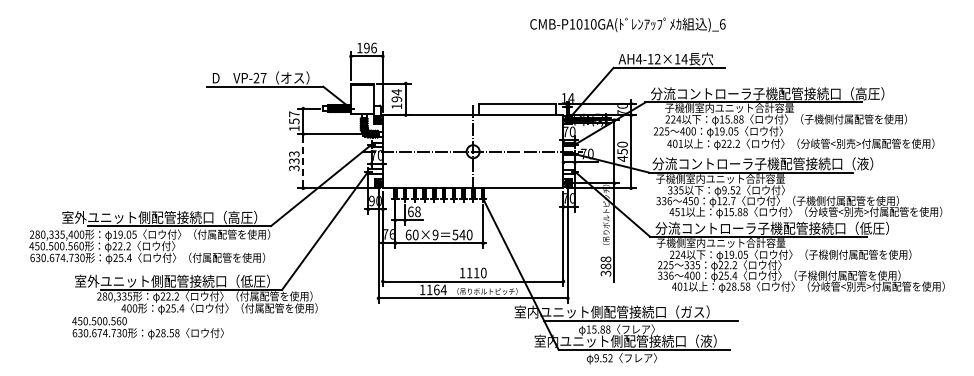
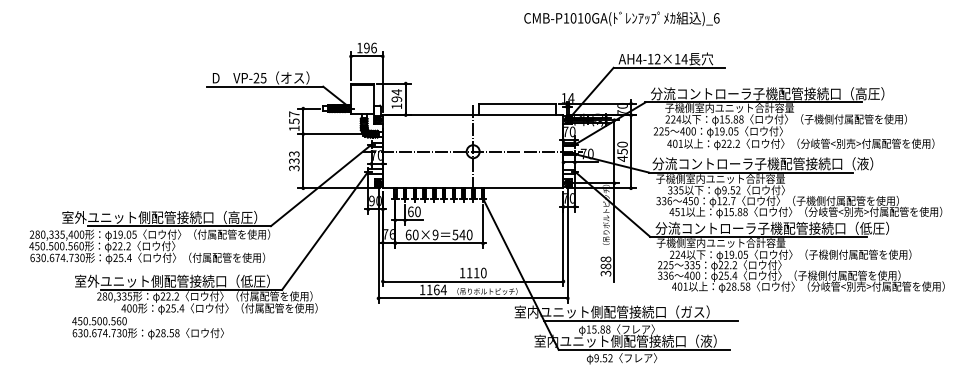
text position: (627, 24) -> (621, 18) (621, 18)
text: VP-27 -> VP-25 (263, 78)
line: dashed -> solid (303, 161)
text: 68 -> 60 (417, 211)
